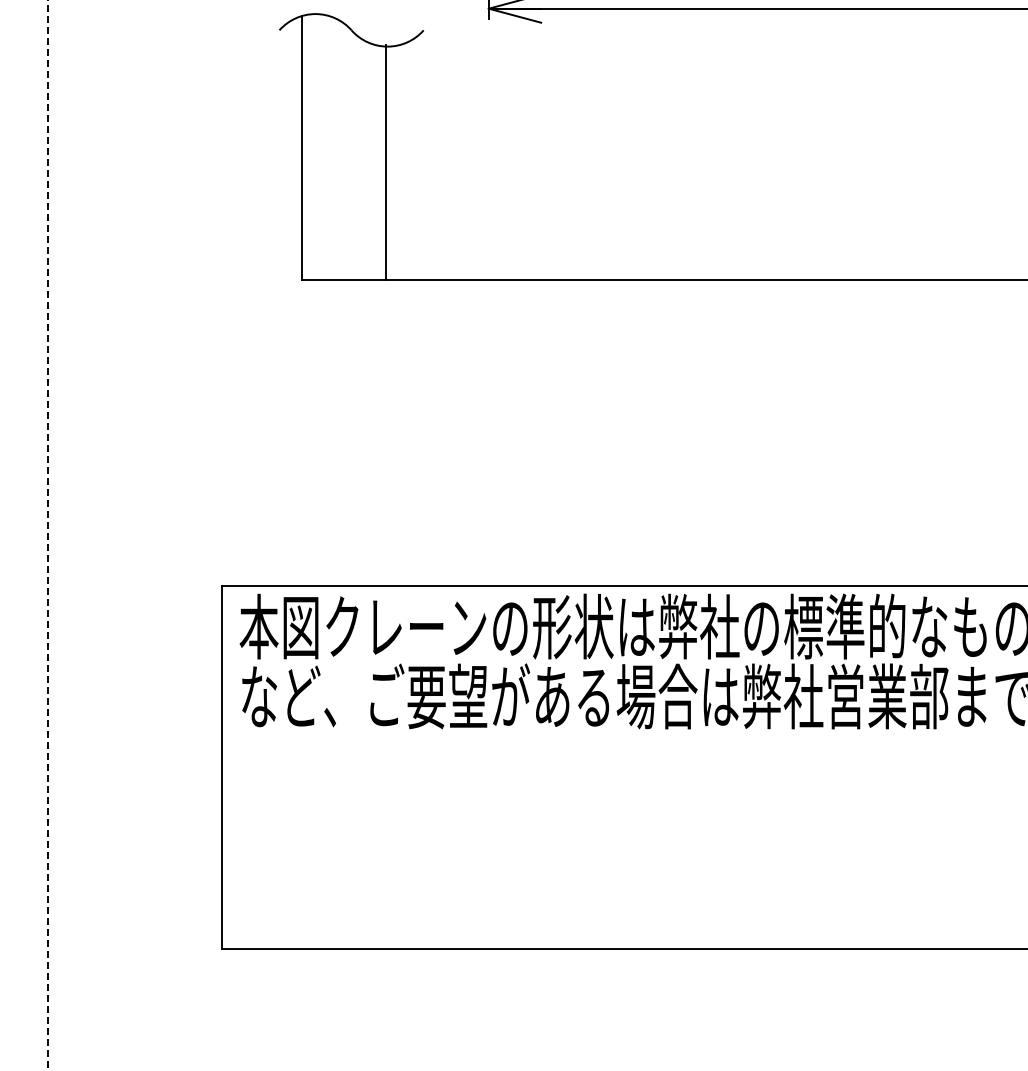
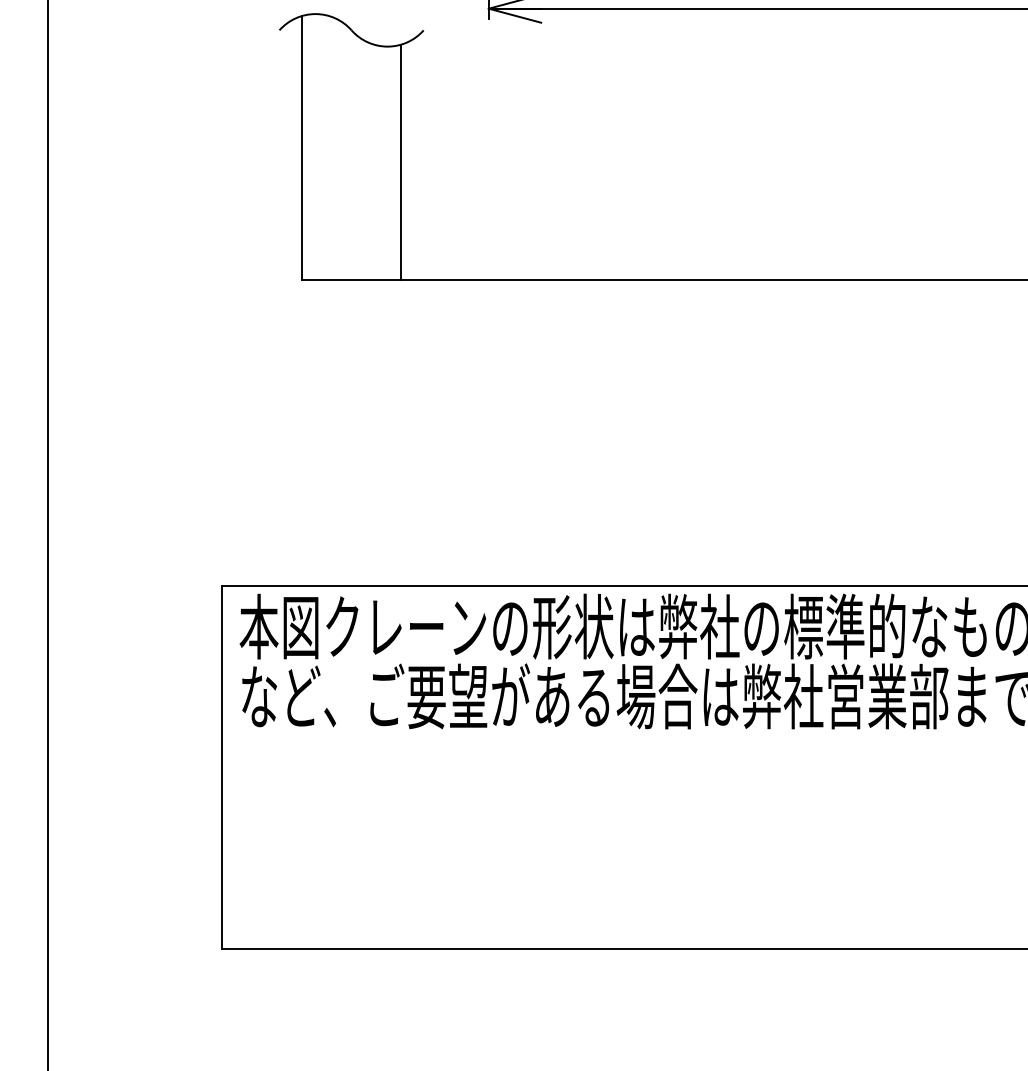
line position: (386, 161) -> (401, 161) (401, 161)
line: dashed -> solid (47, 535)
